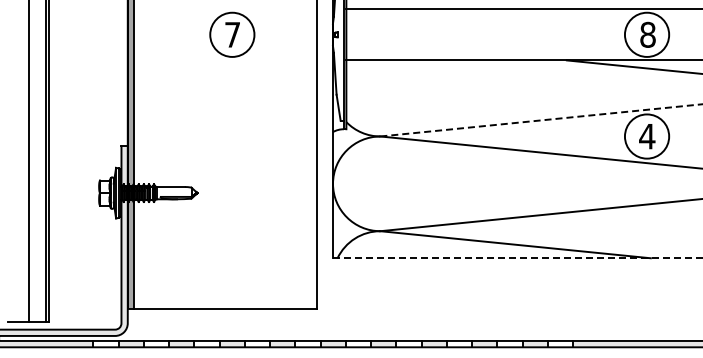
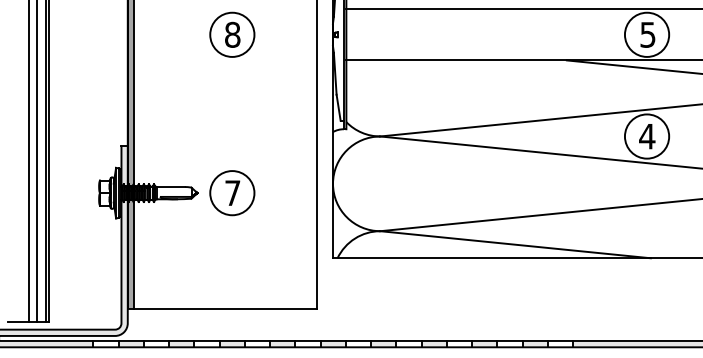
text: 7 -> 8 (232, 34)
text: 8 -> 5 (647, 34)
line: dashed -> solid (541, 120)
line: none -> present (37, 161)
part: none -> present (232, 193)
line: dashed -> solid (517, 258)
